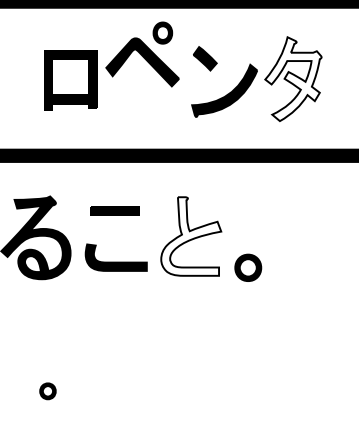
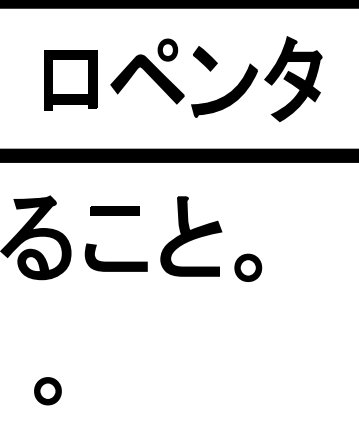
part position: (142, 54) -> (147, 71) (147, 71)
fill: none -> present (293, 79)
fill: none -> present (191, 236)
part size: 18x19 px -> 28x29 px (47, 391)
